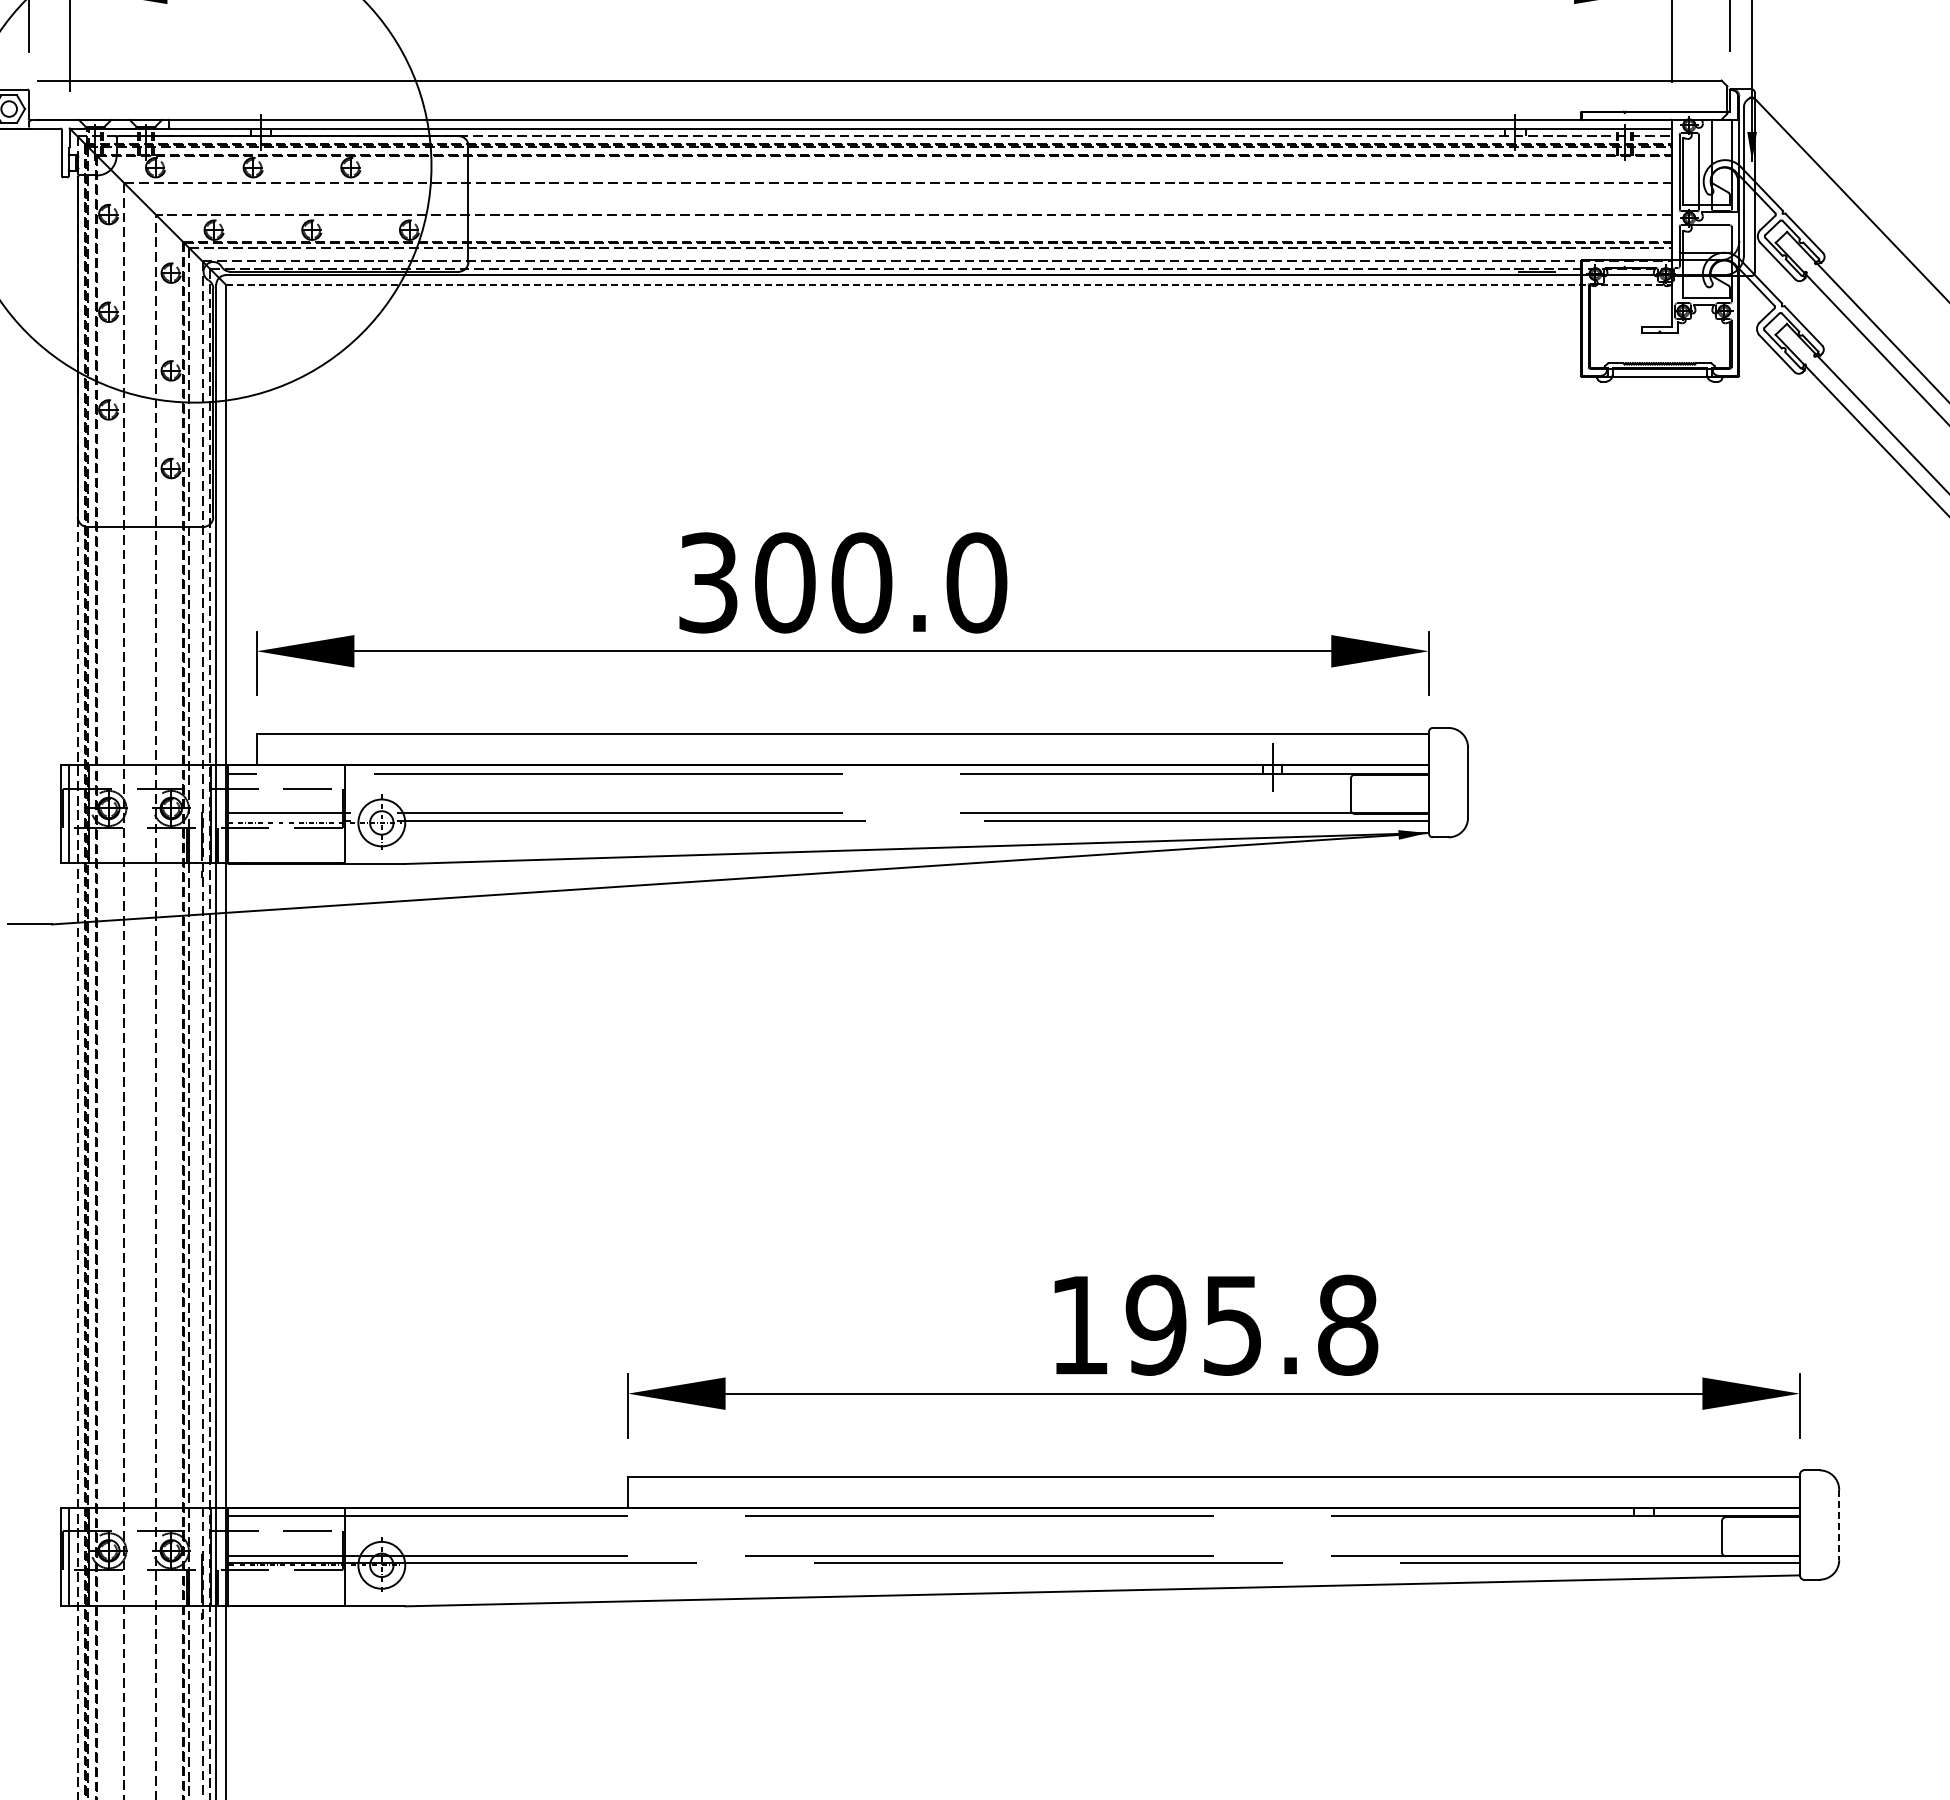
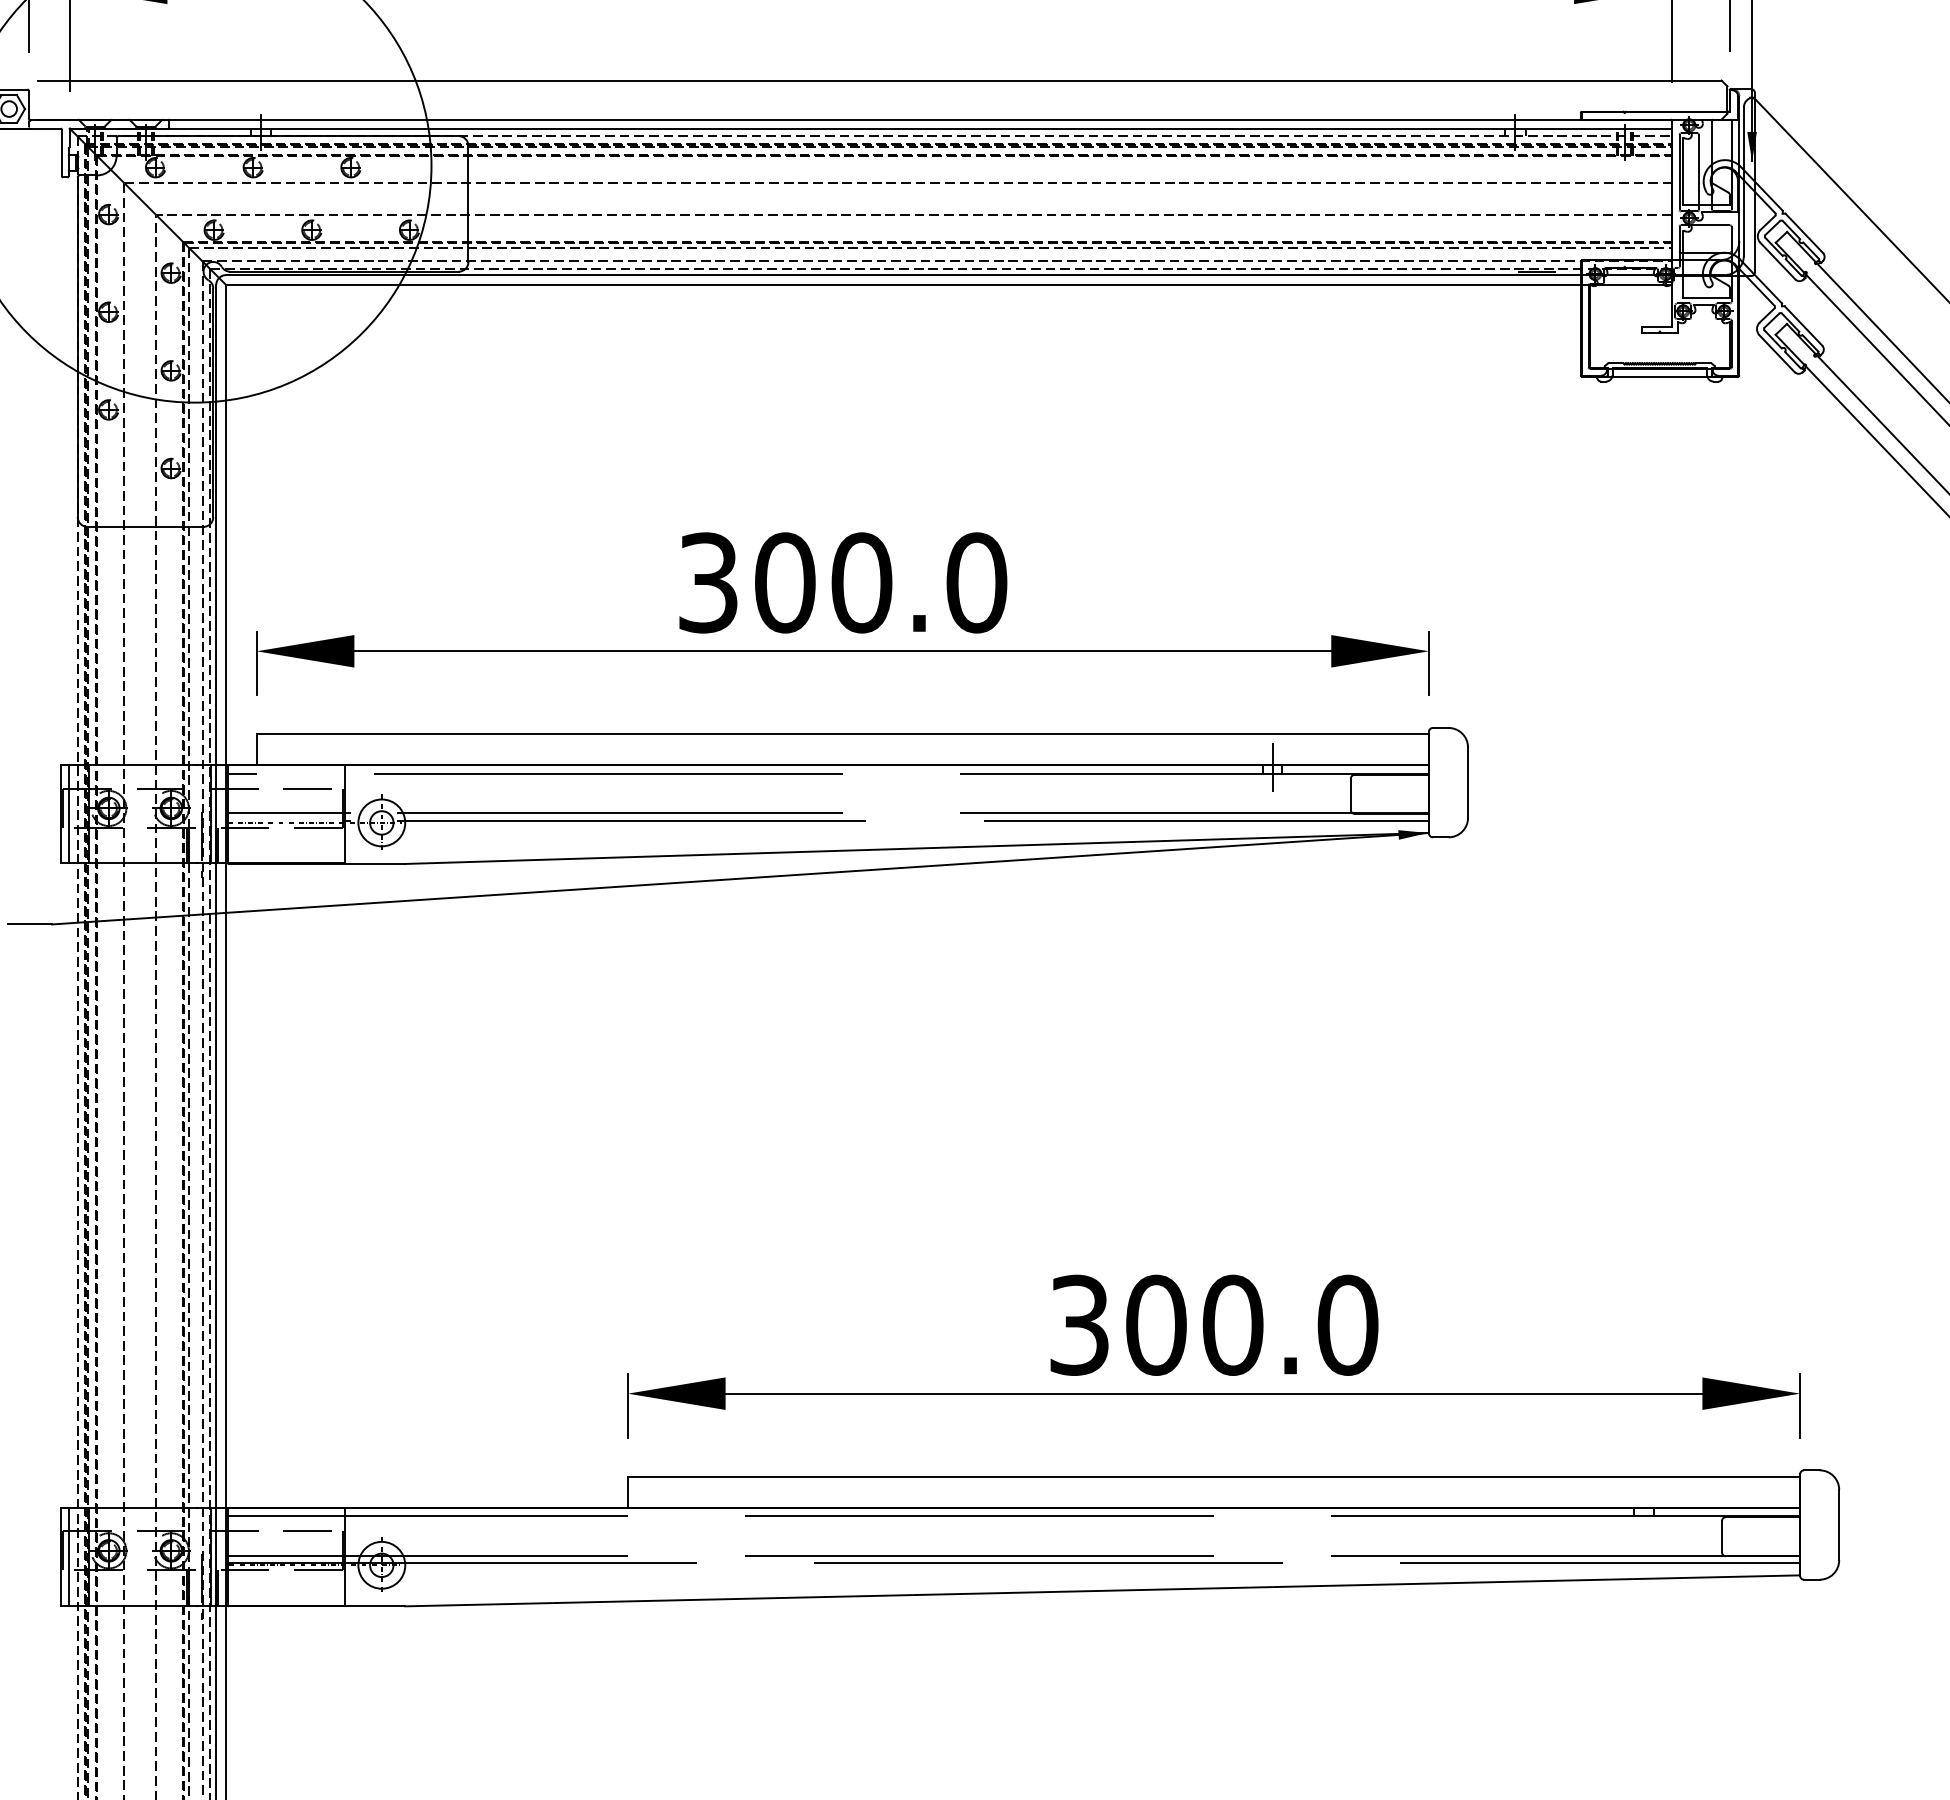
line: dashed -> solid (948, 284)
text: 195.8 -> 300.0 (1214, 1324)
line: dashed -> solid (1839, 1525)
